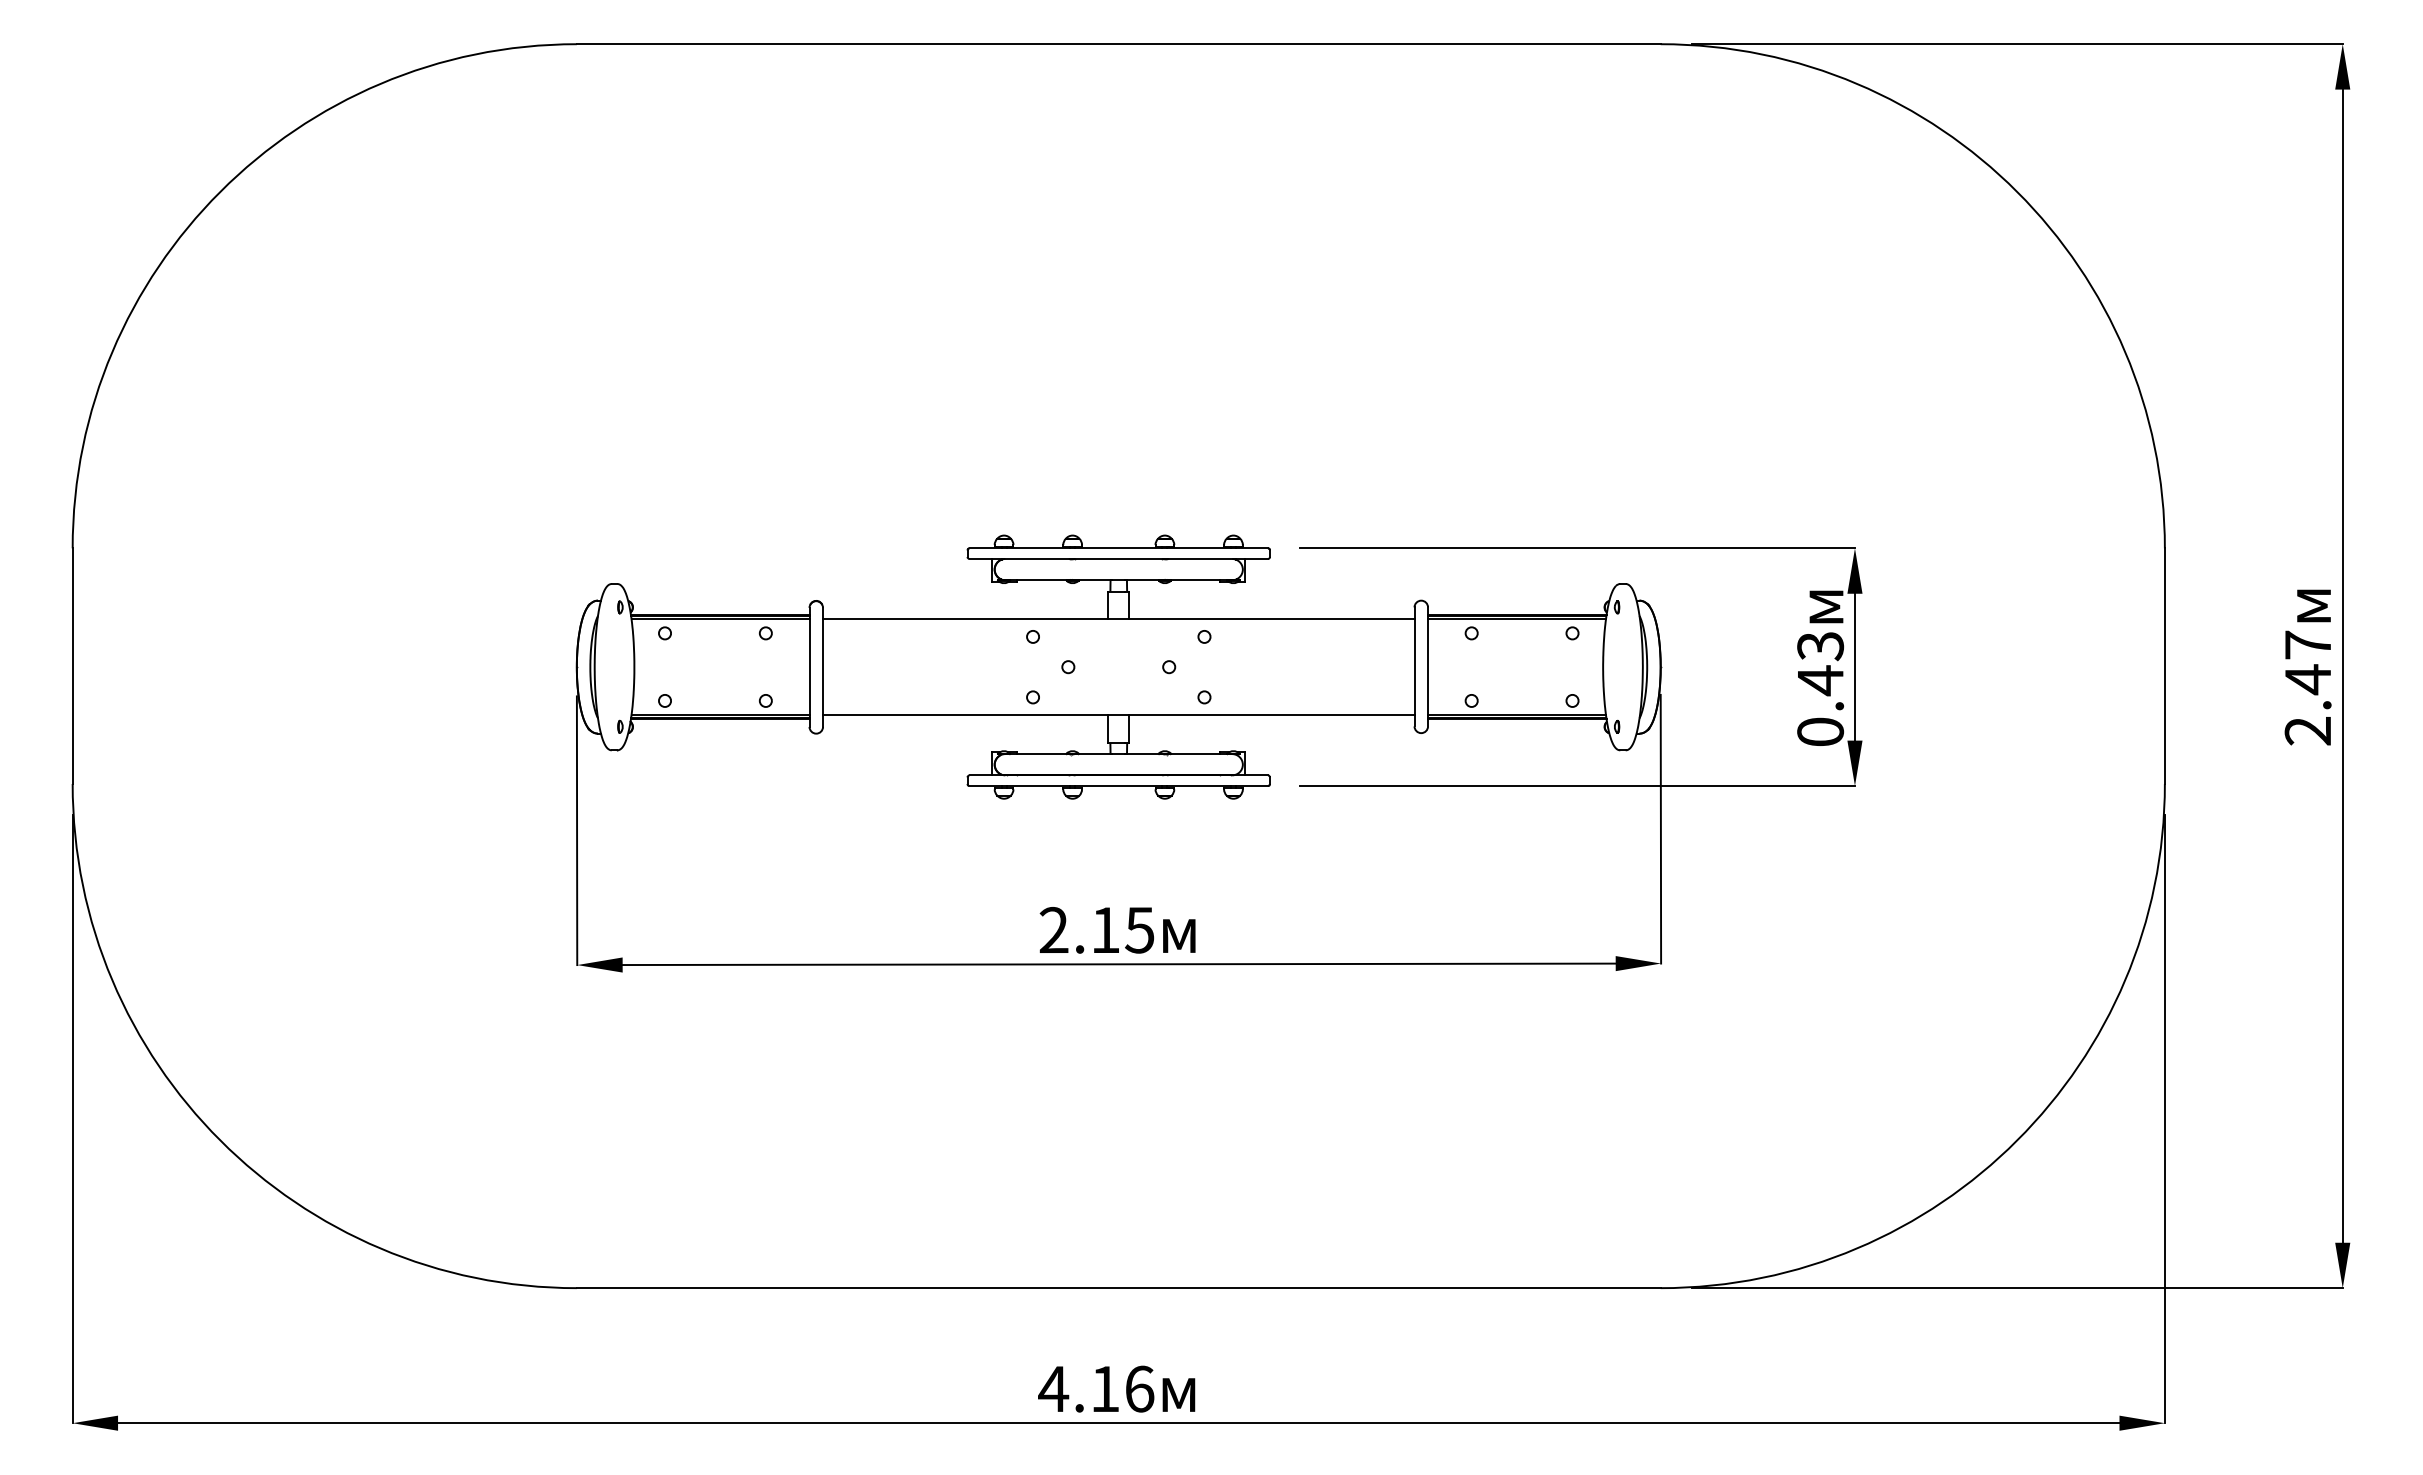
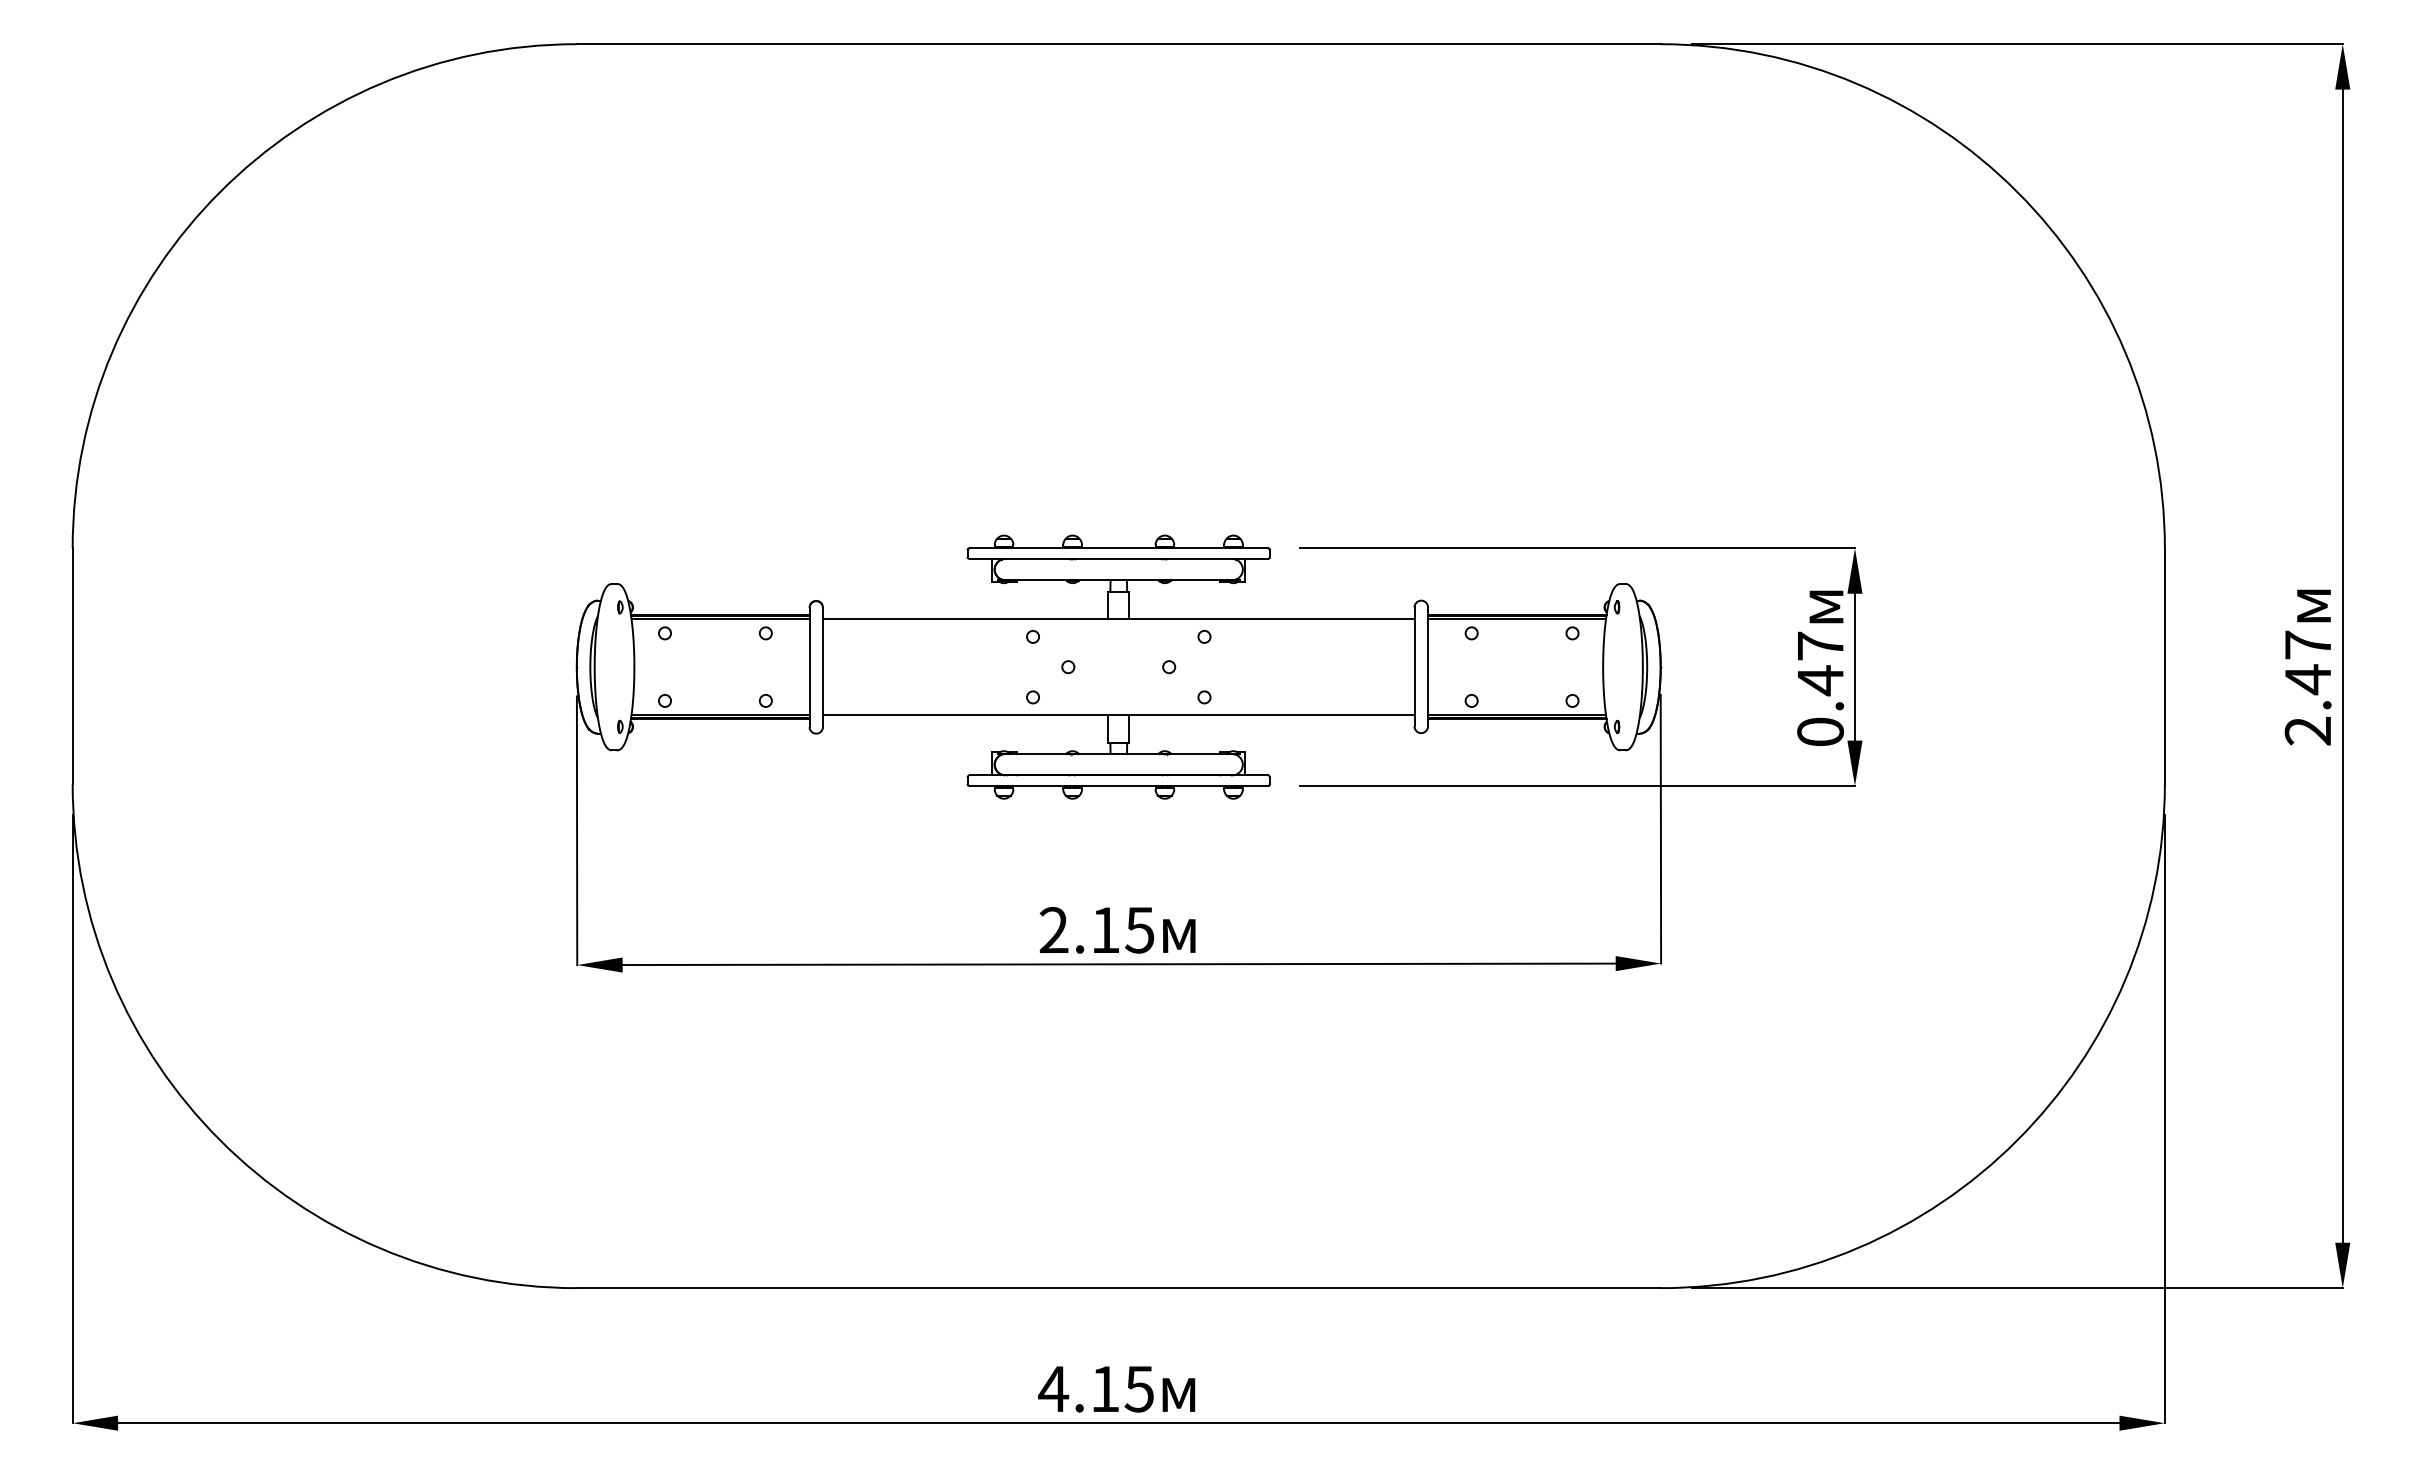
text: 0.43 -> 0.47 (1820, 646)
text: 4.16 -> 4.15 (1139, 1388)
